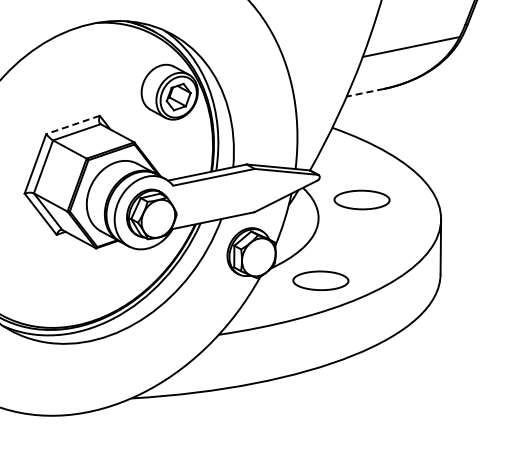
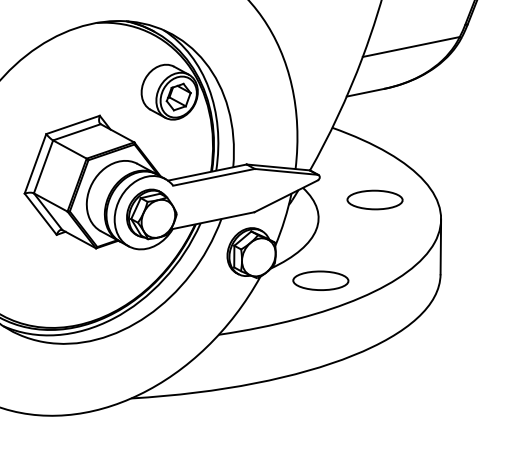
line: dashed -> solid (364, 92)
line: dashed -> solid (72, 125)
part position: (361, 199) -> (374, 199) (374, 199)
